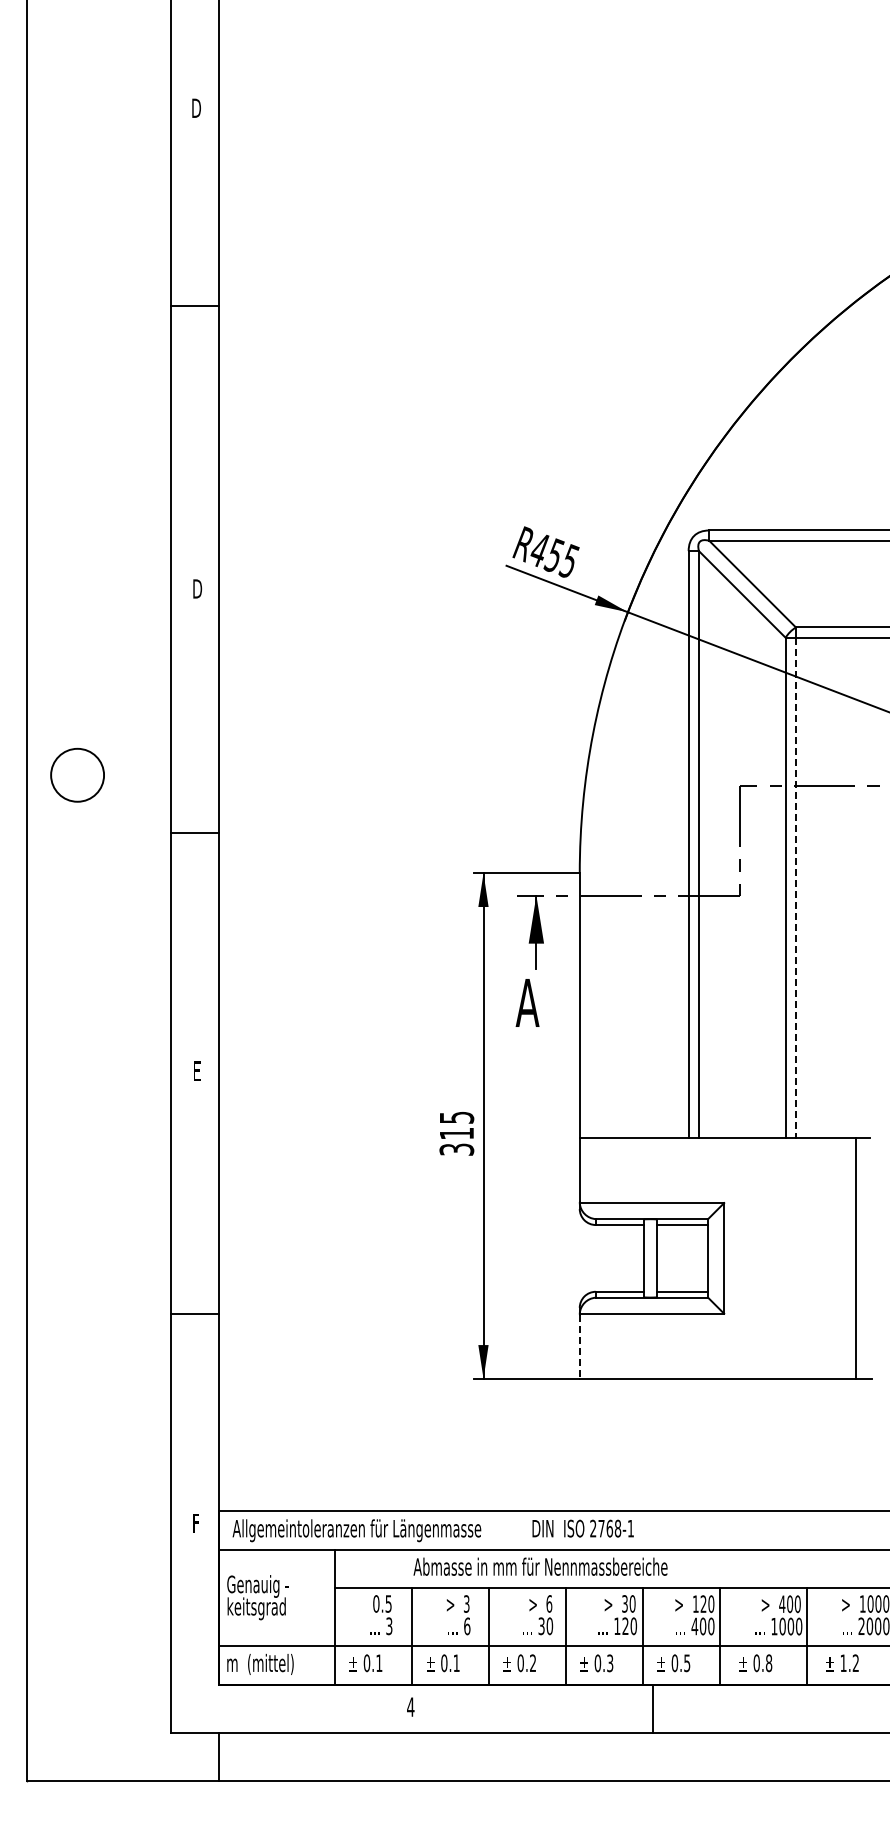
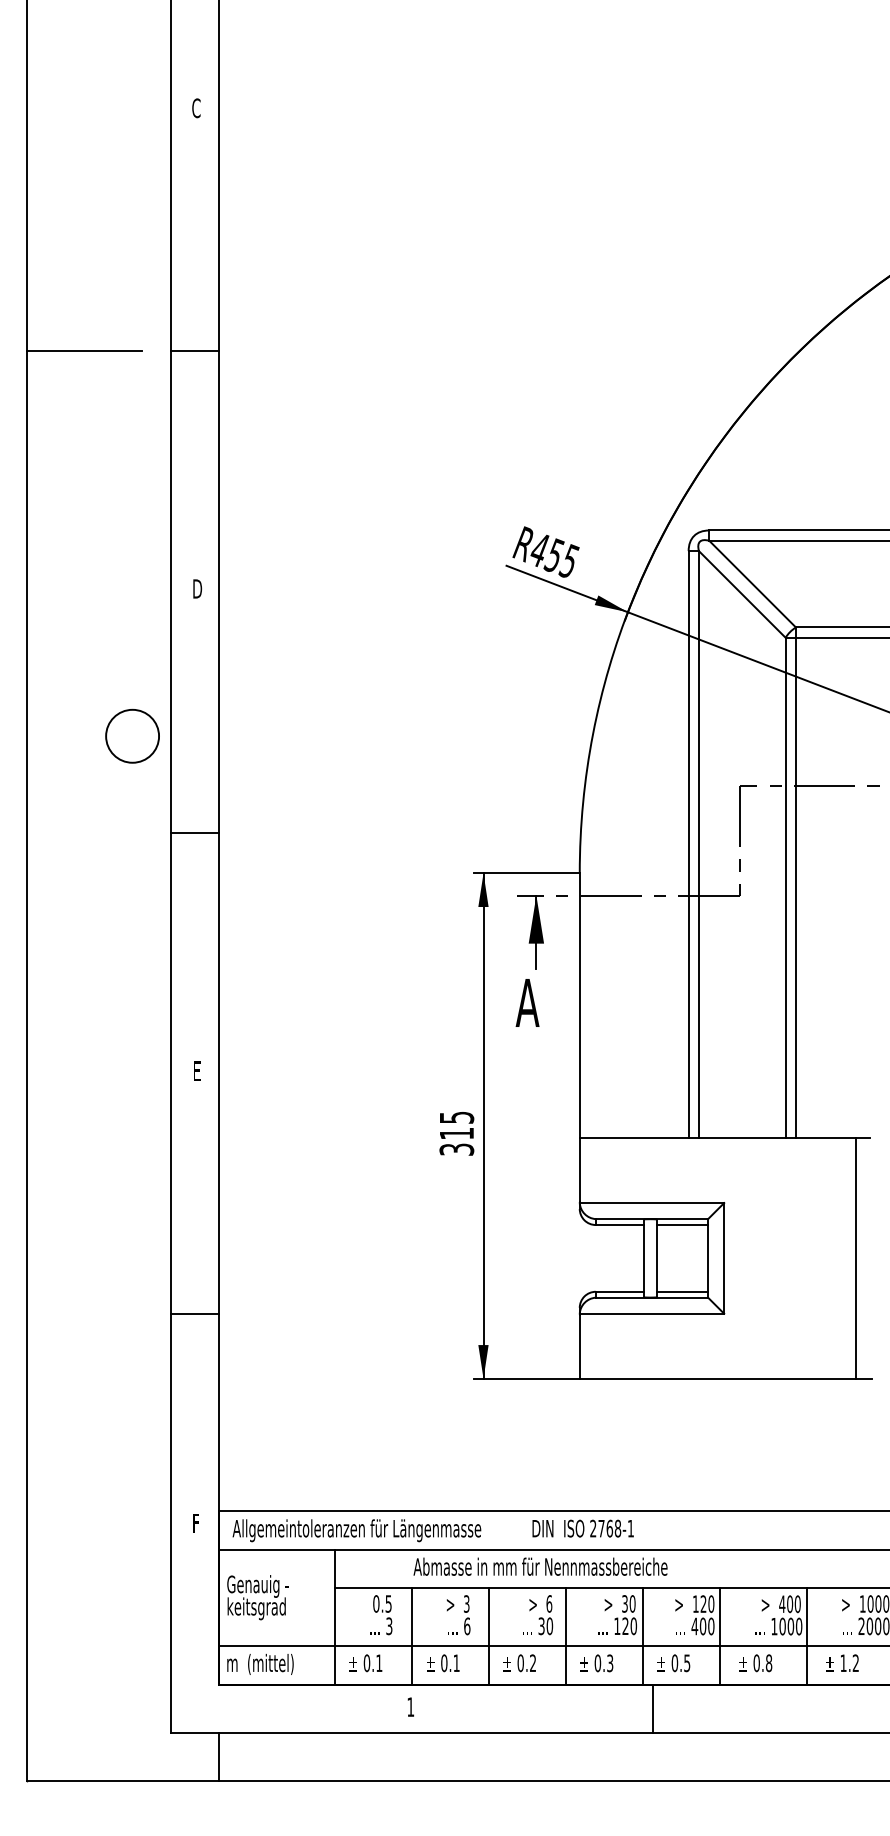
text: D -> C (196, 108)
line position: (195, 306) -> (195, 351) (195, 351)
line: none -> present (84, 351)
circle position: (77, 774) -> (132, 735) (132, 735)
line: dashed -> solid (795, 888)
line: dashed -> solid (579, 1347)
text: 4 -> 1 (410, 1706)
